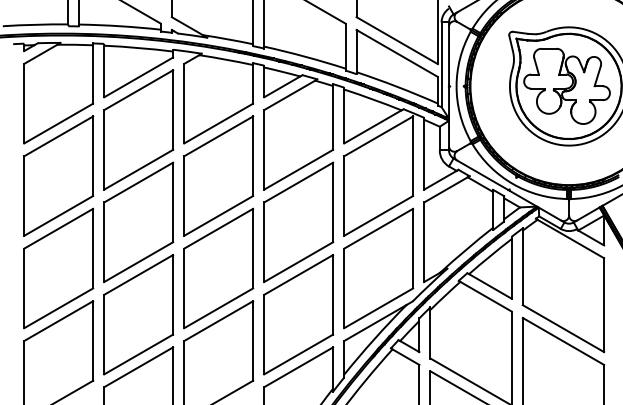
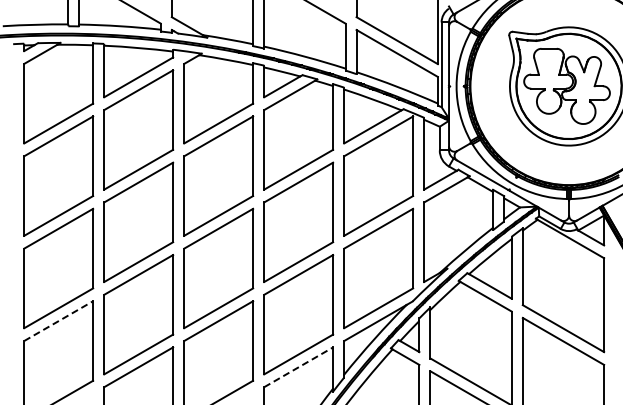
line: solid -> dashed (58, 321)
line: solid -> dashed (298, 367)
